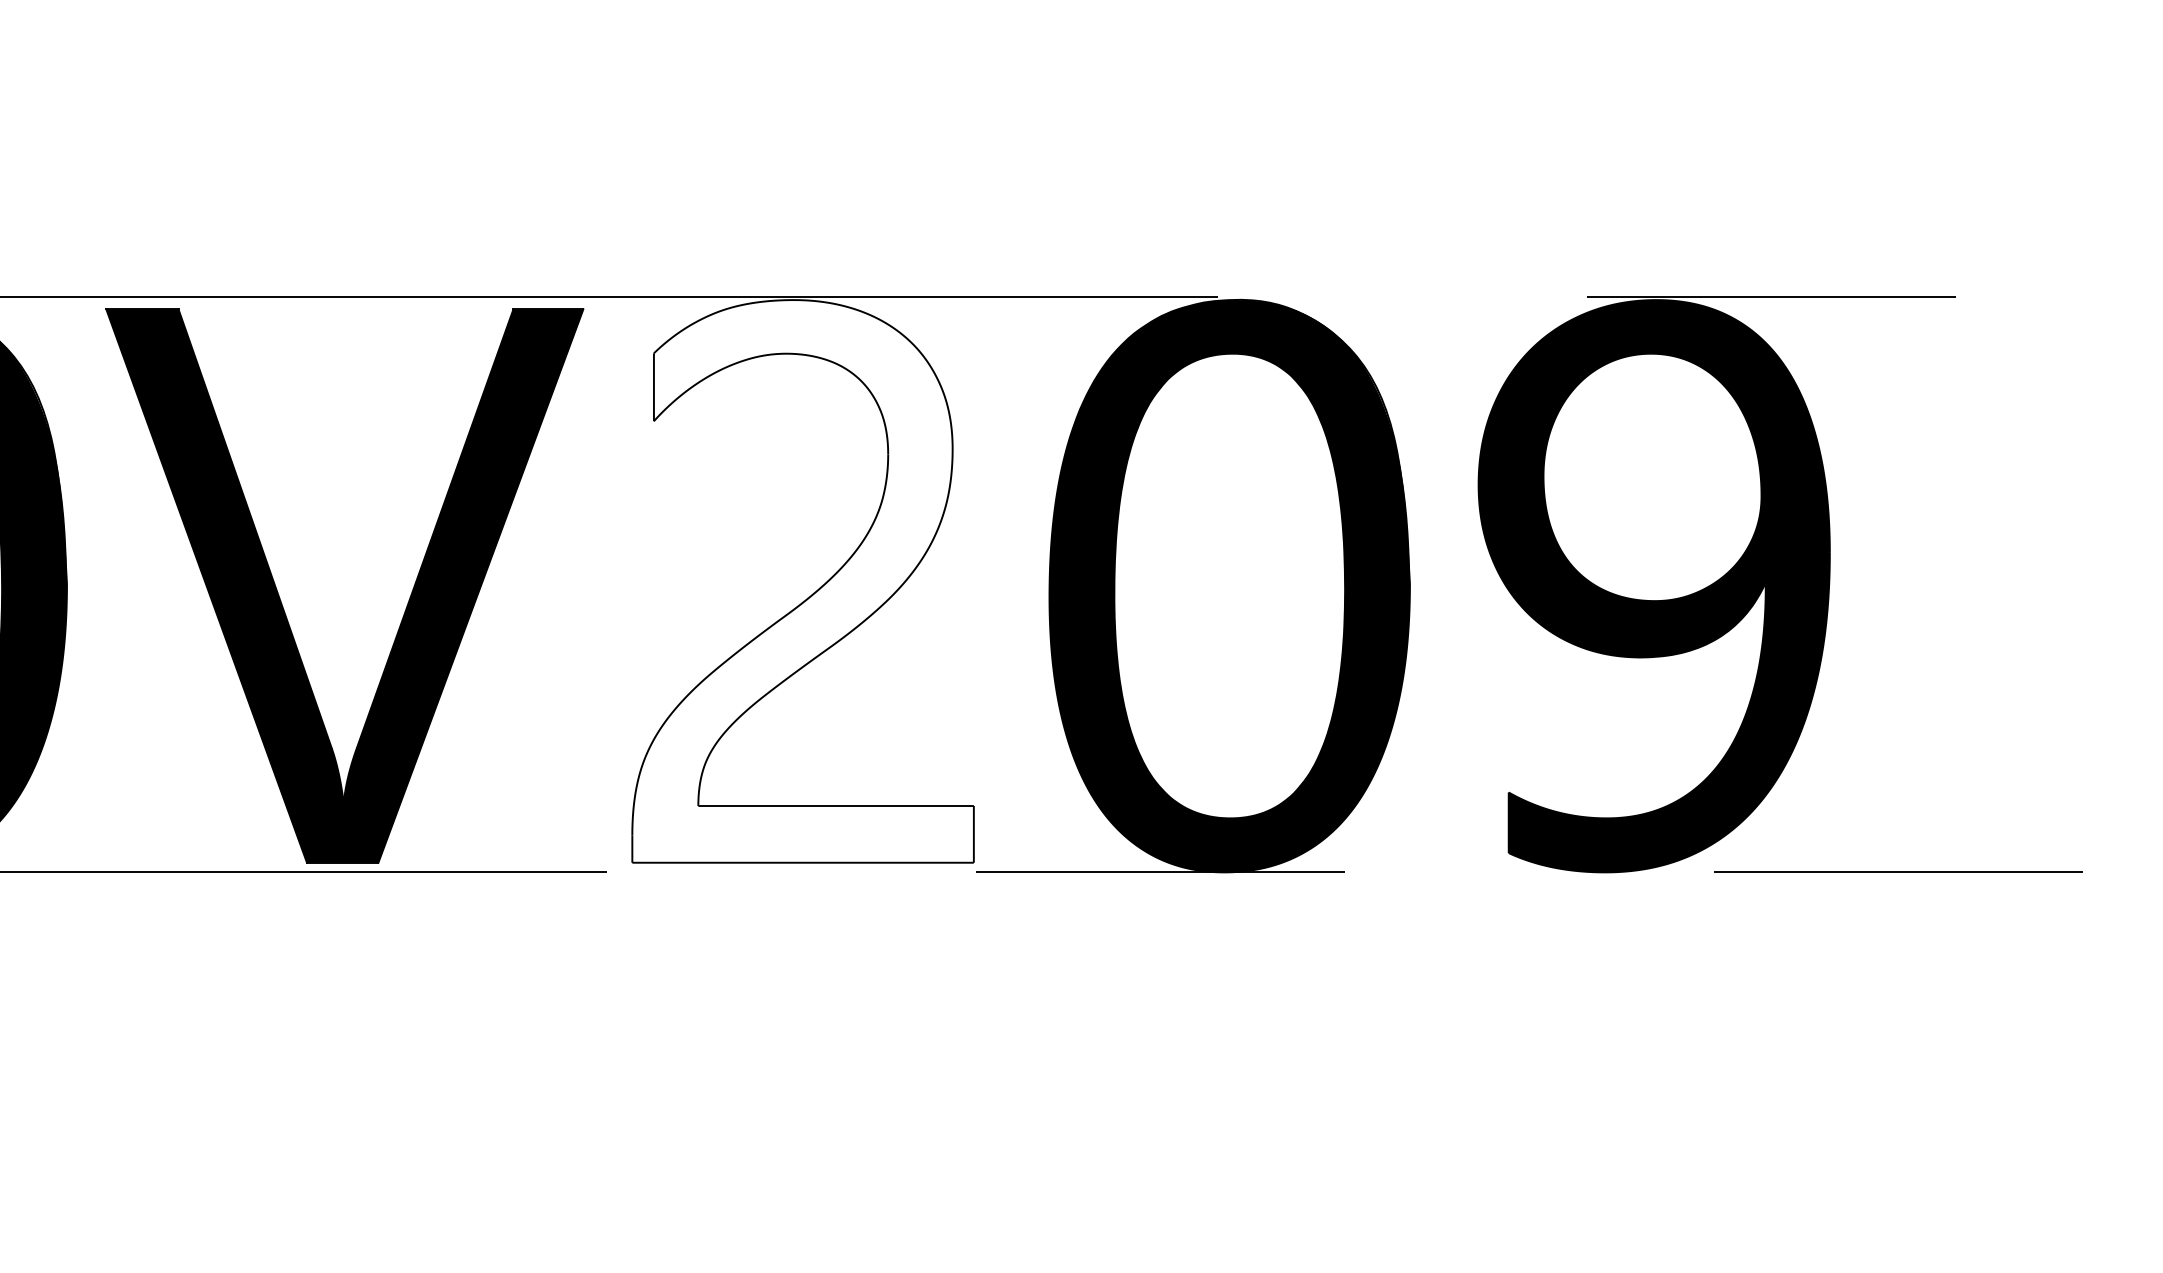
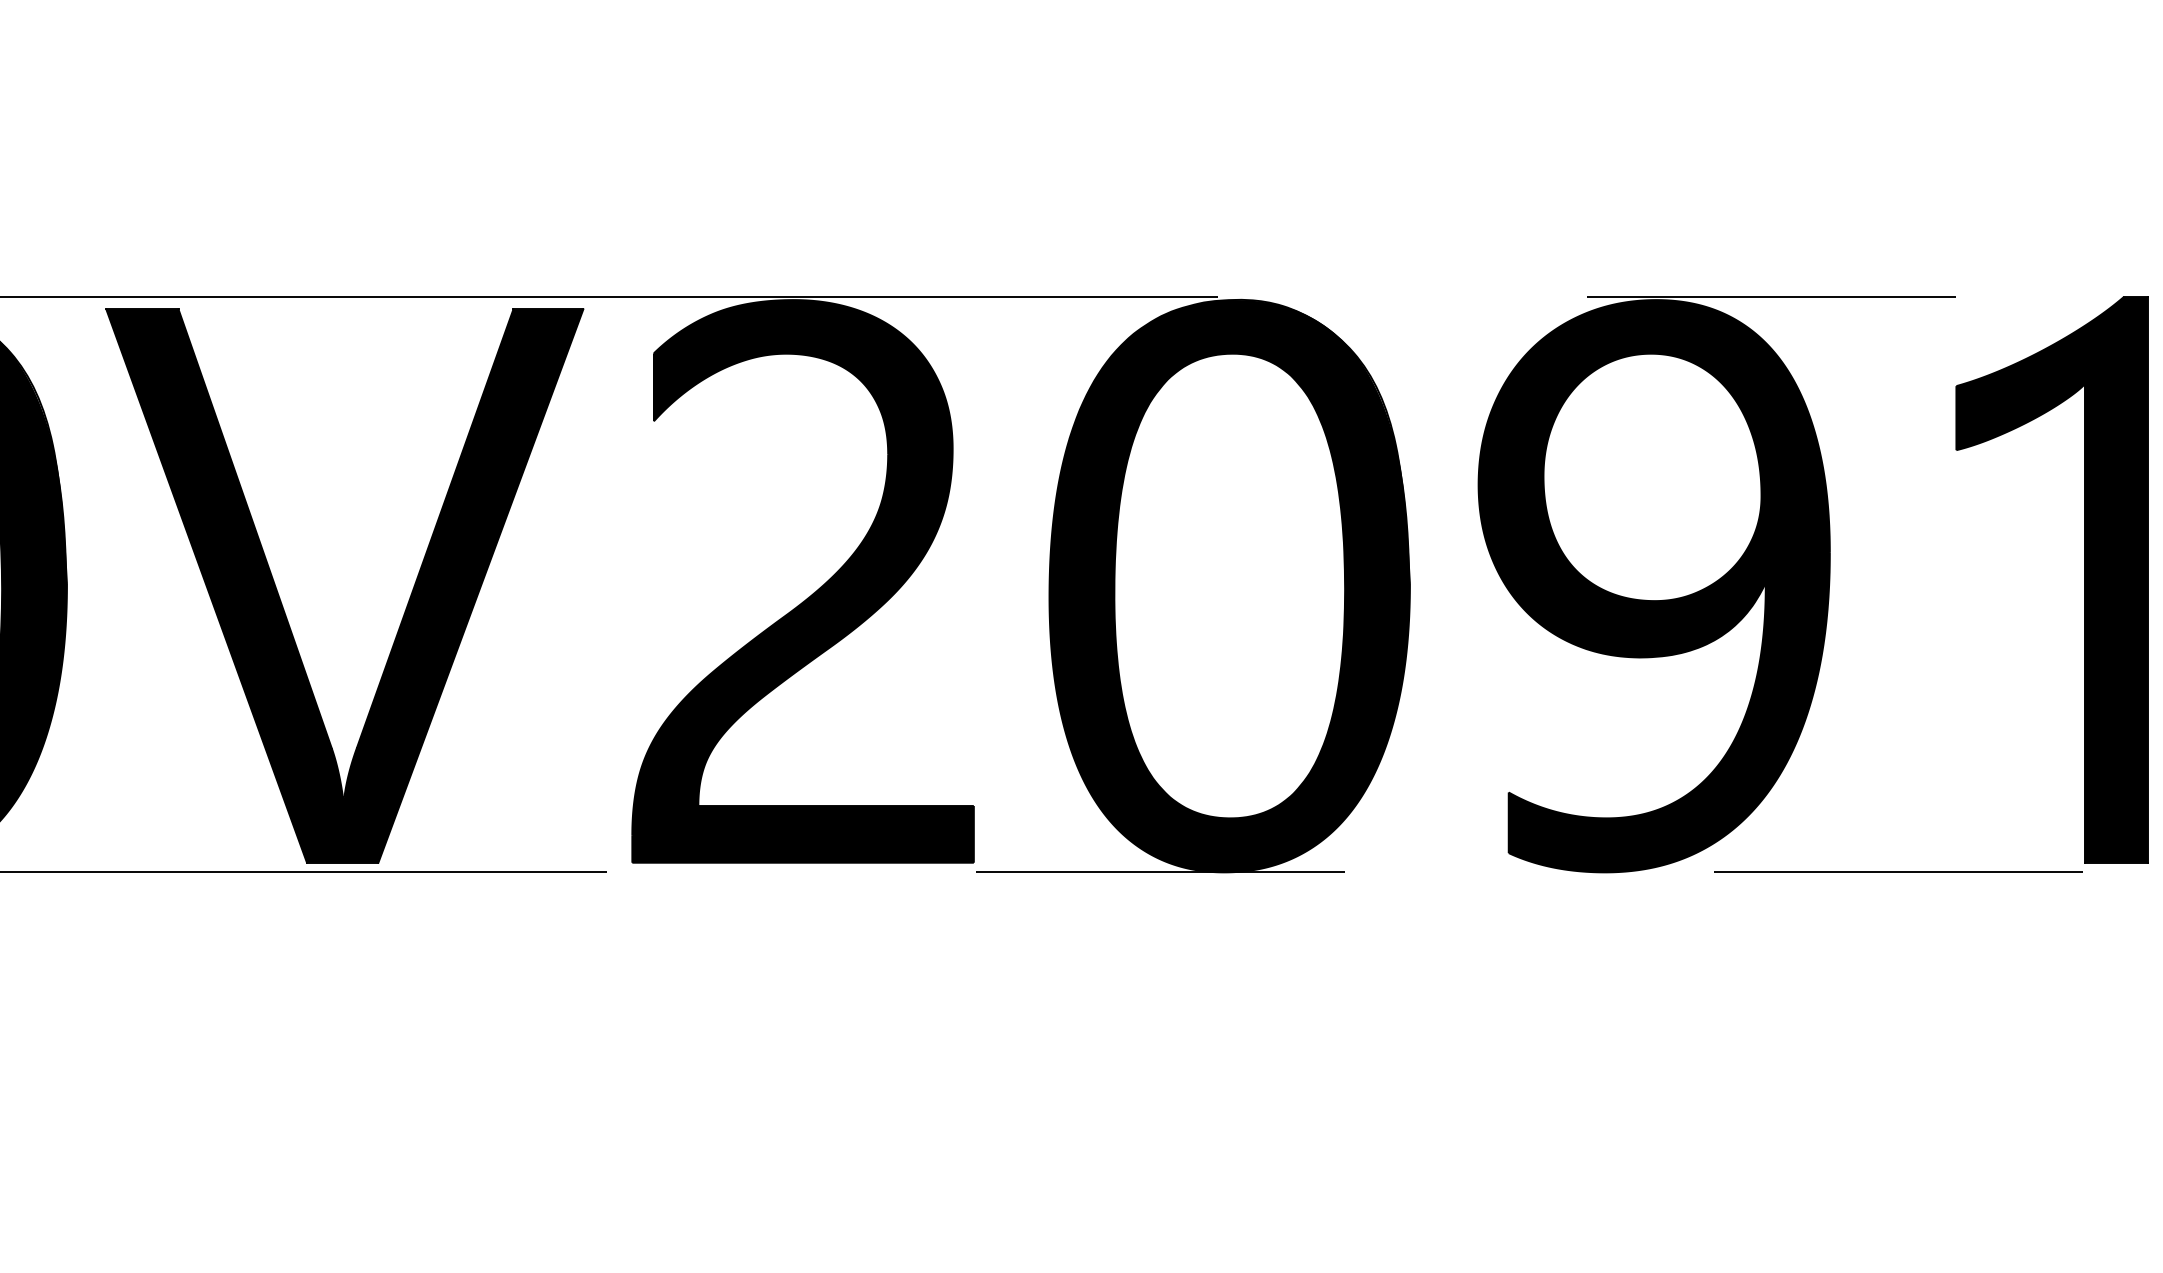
part: none -> present (2084, 579)
fill: none -> present (802, 581)
